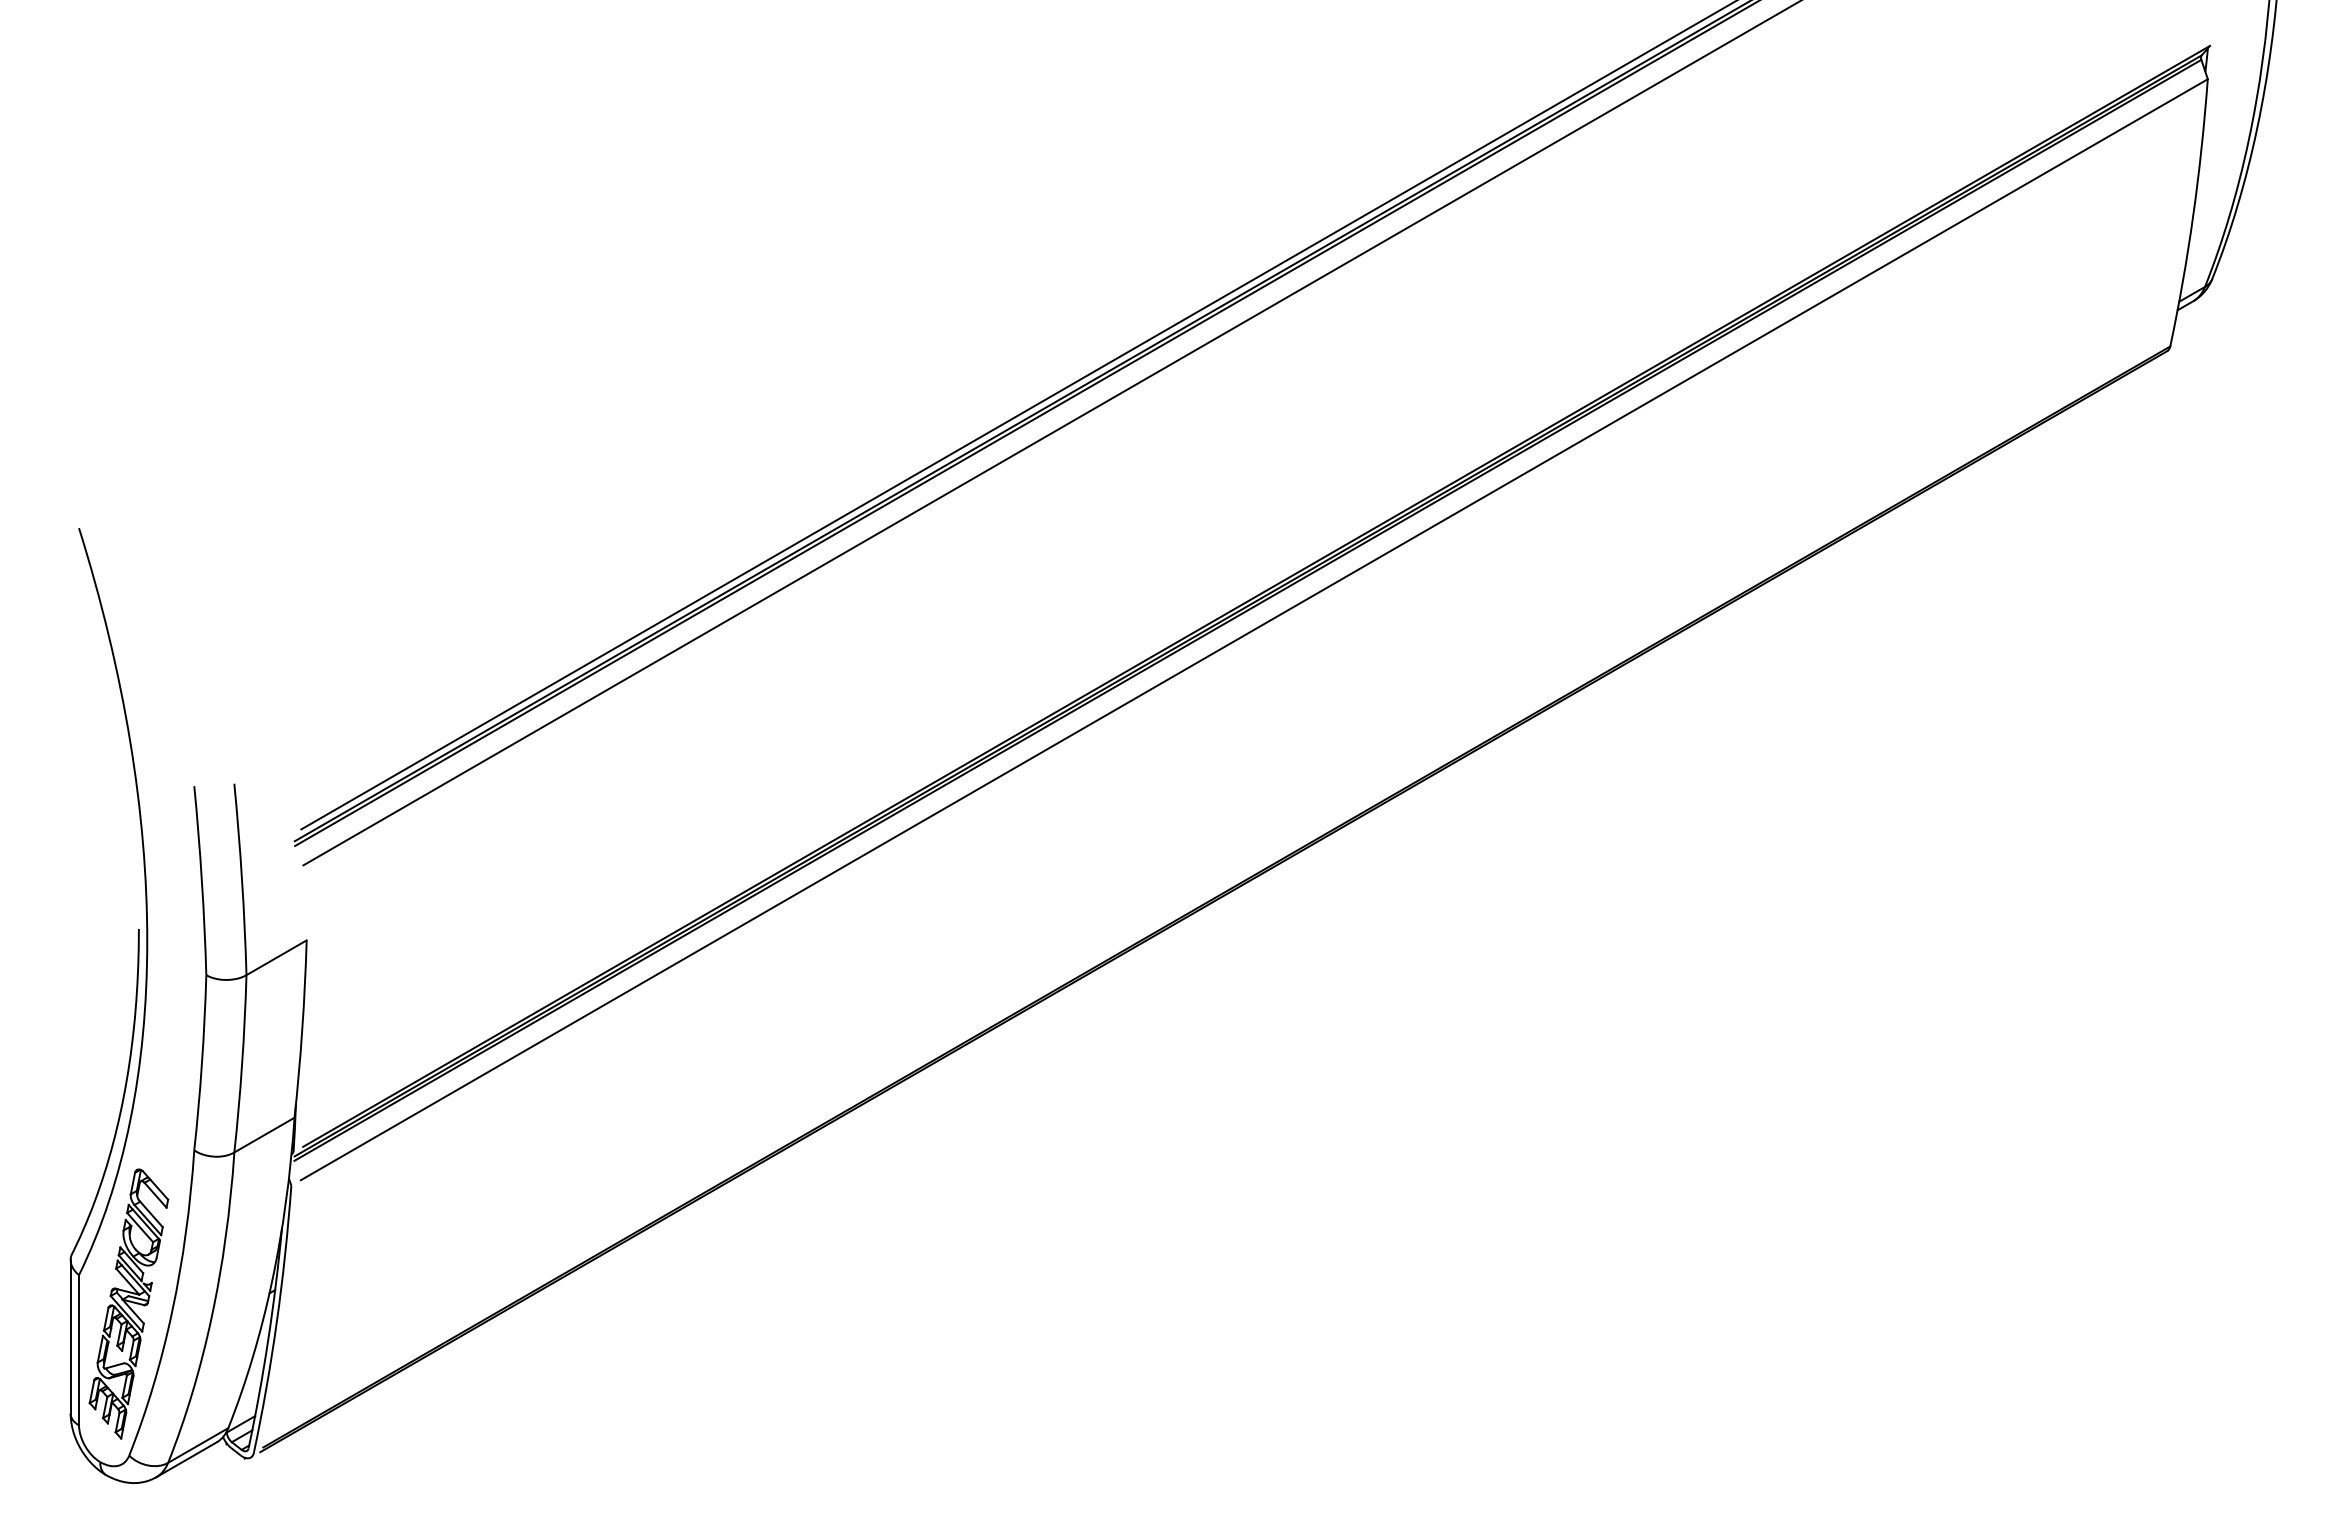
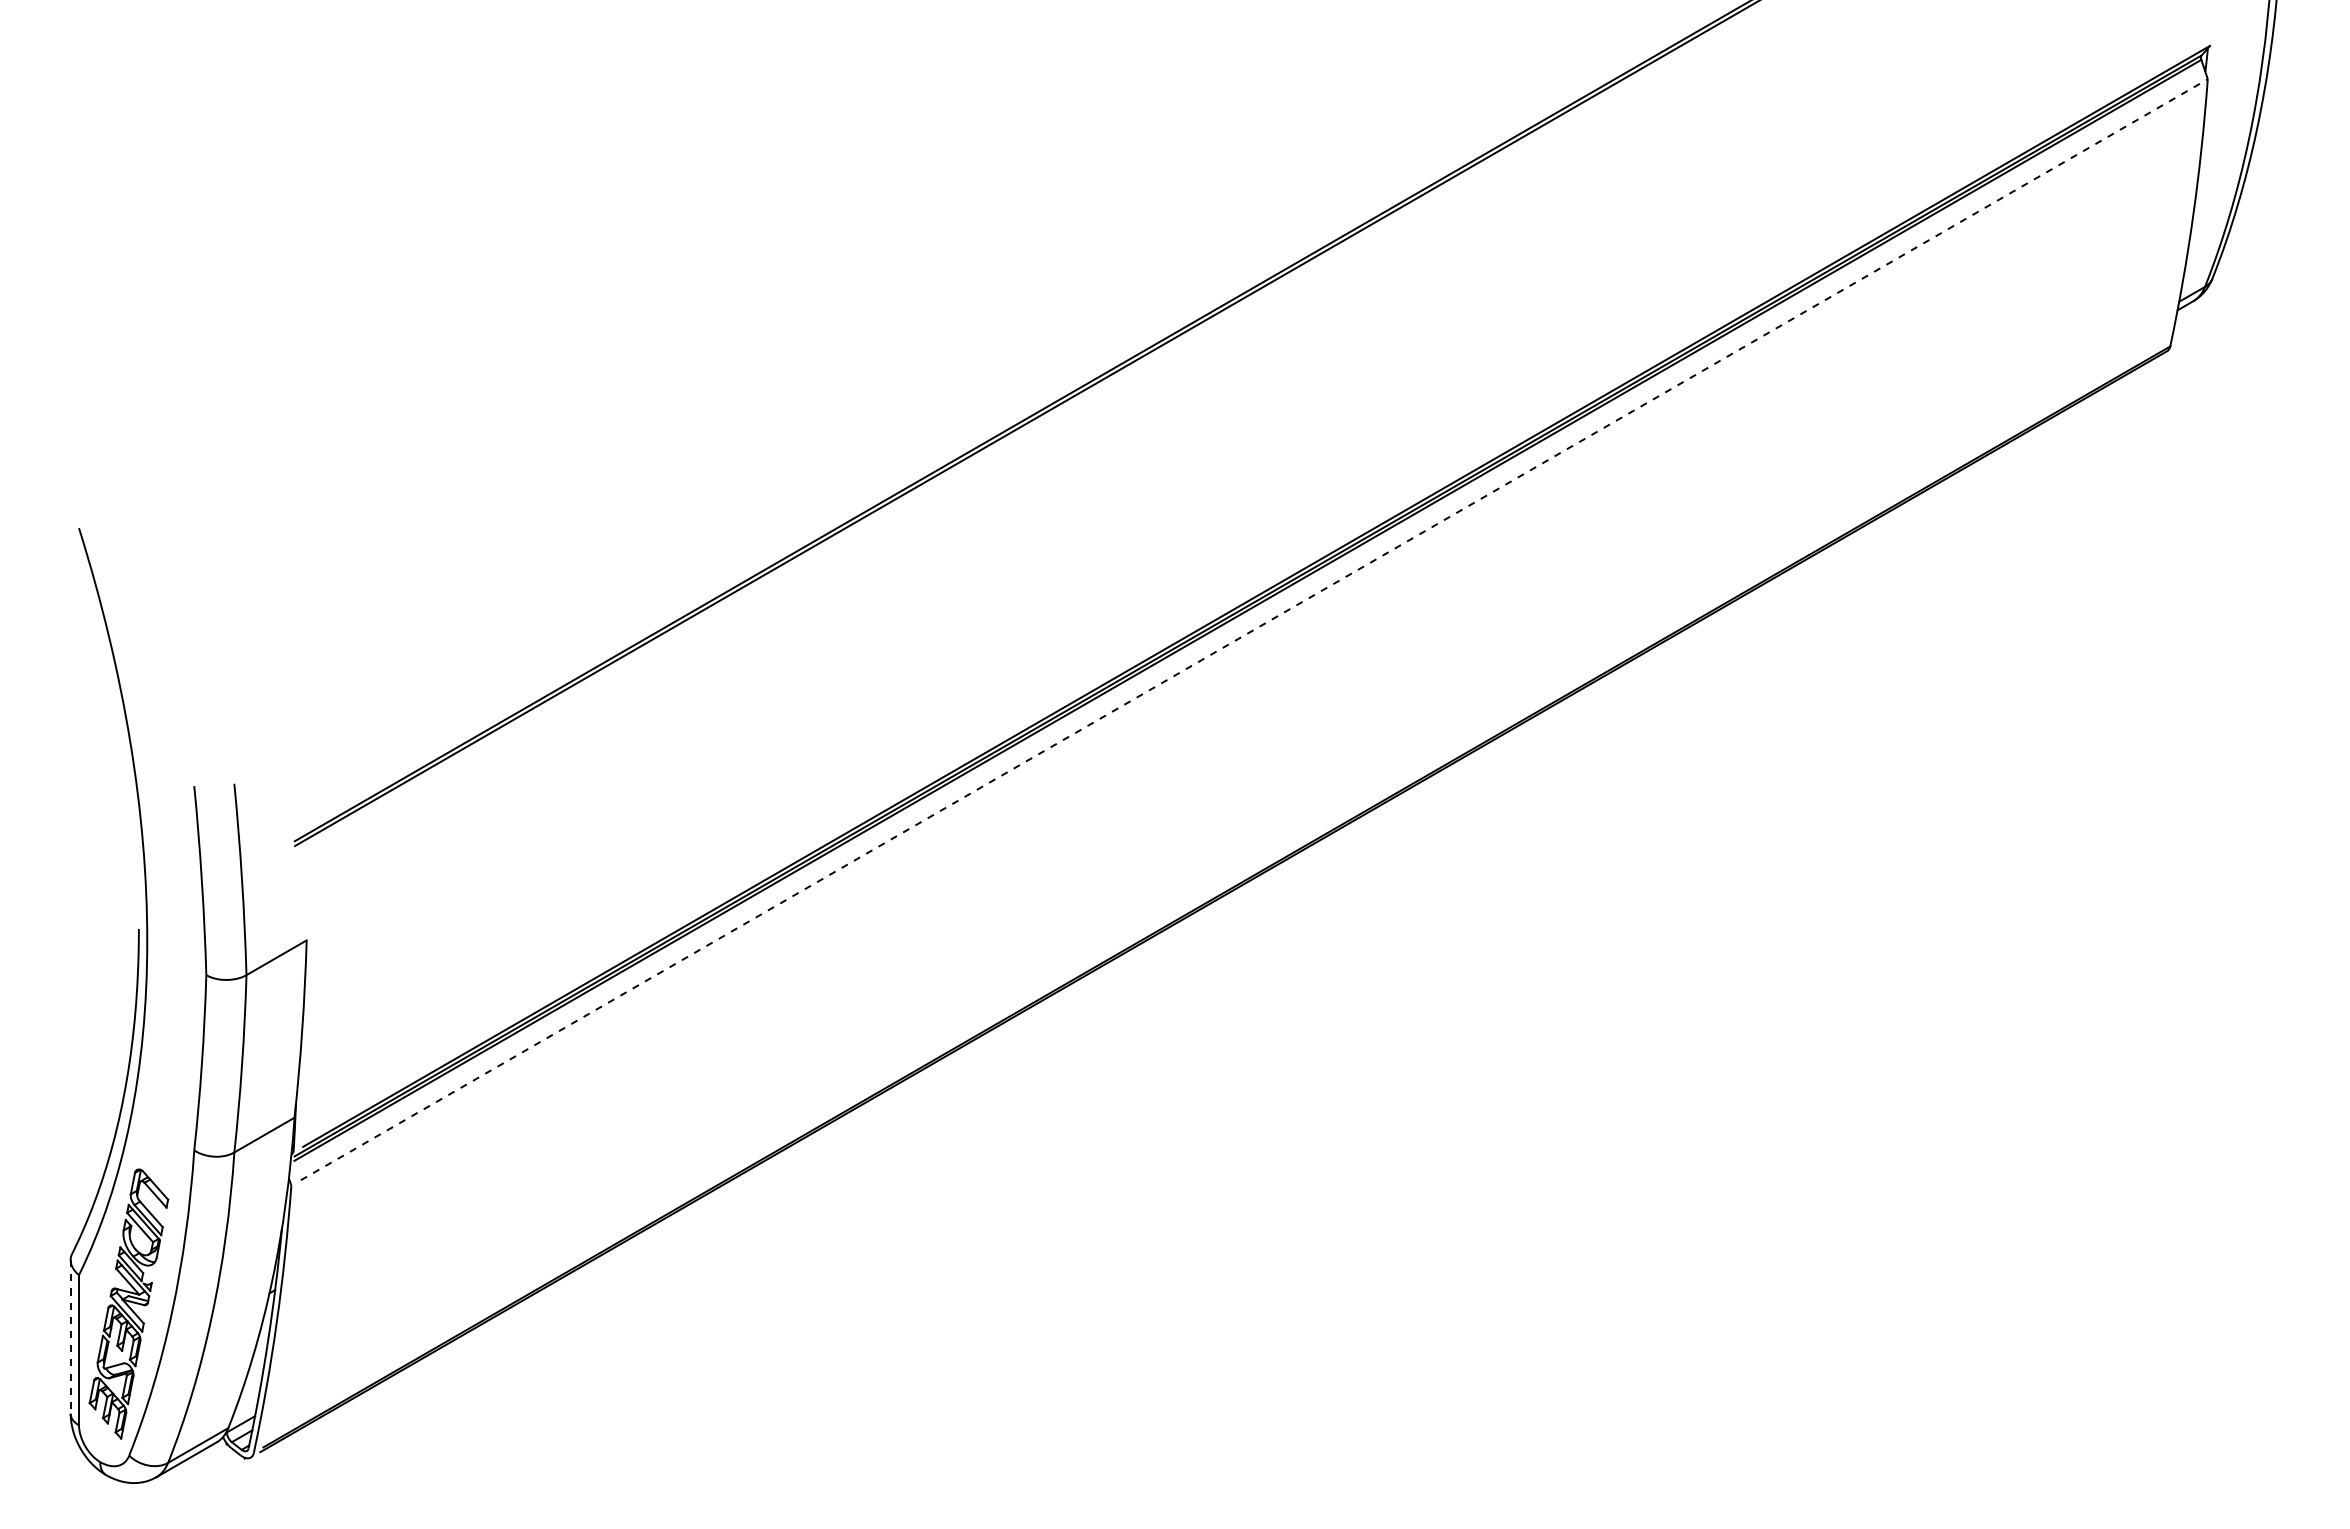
line: present -> none (1017, 415)
line: present -> none (1050, 433)
line: solid -> dashed (1254, 629)
line: solid -> dashed (70, 1336)
